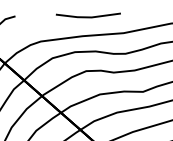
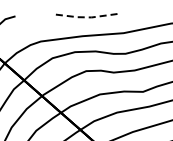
line: solid -> dashed (88, 17)
